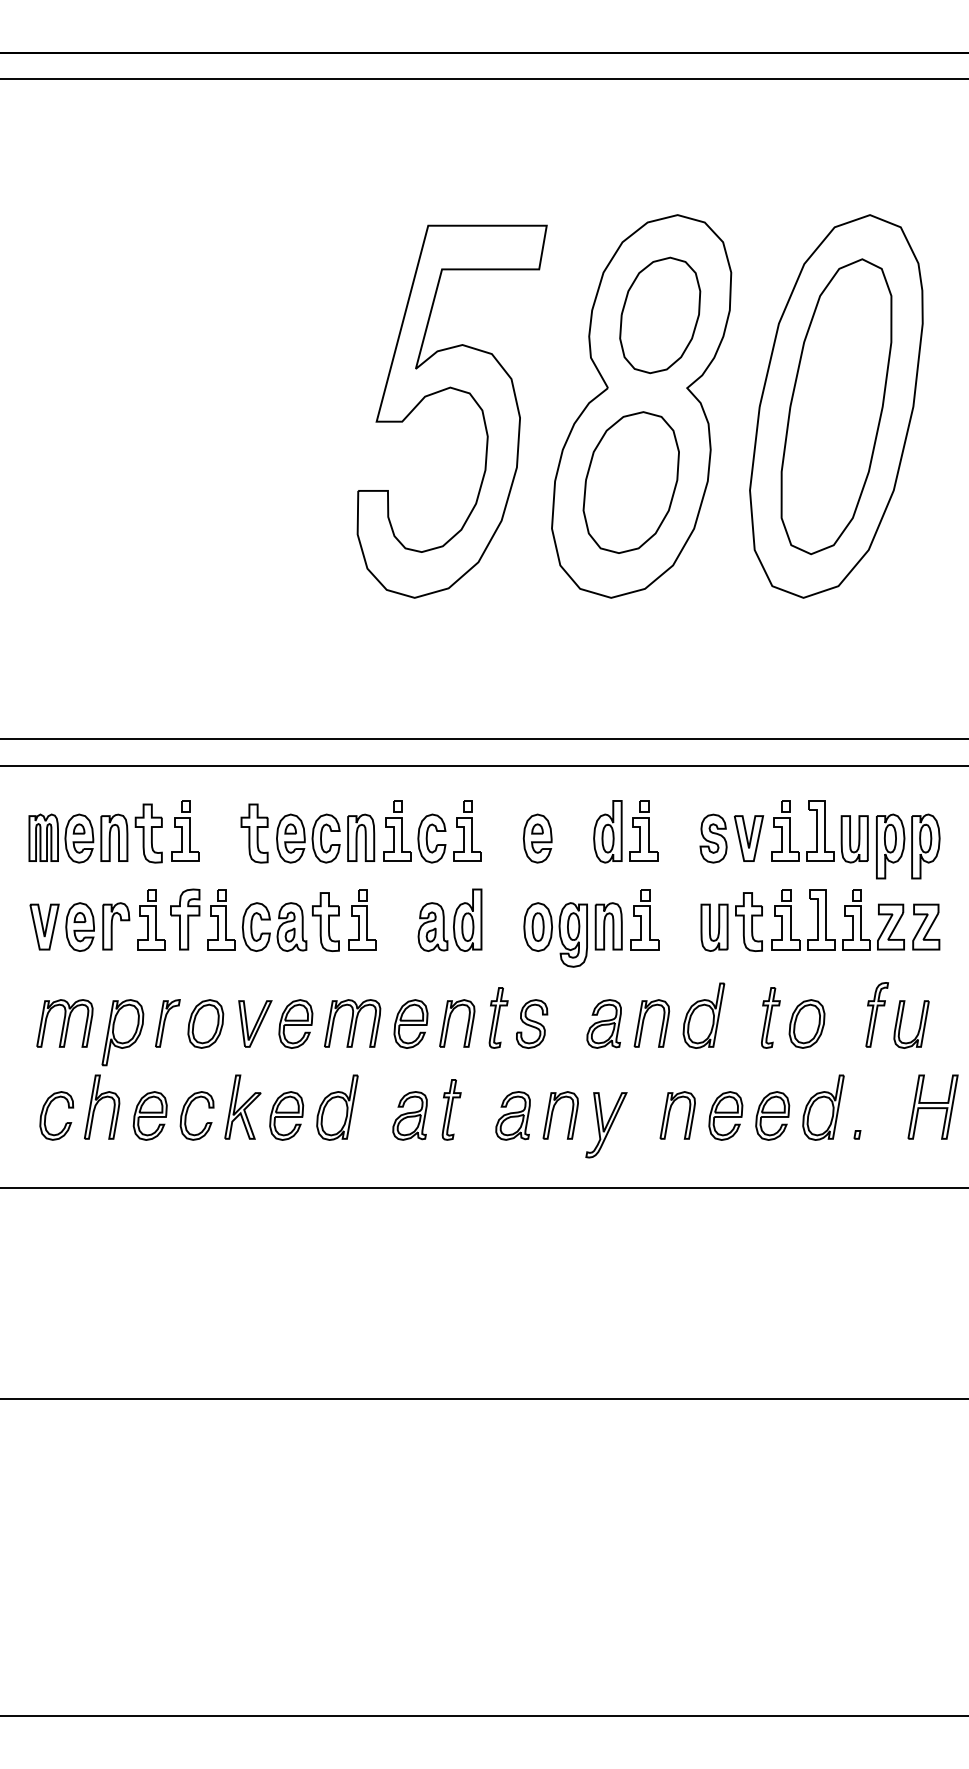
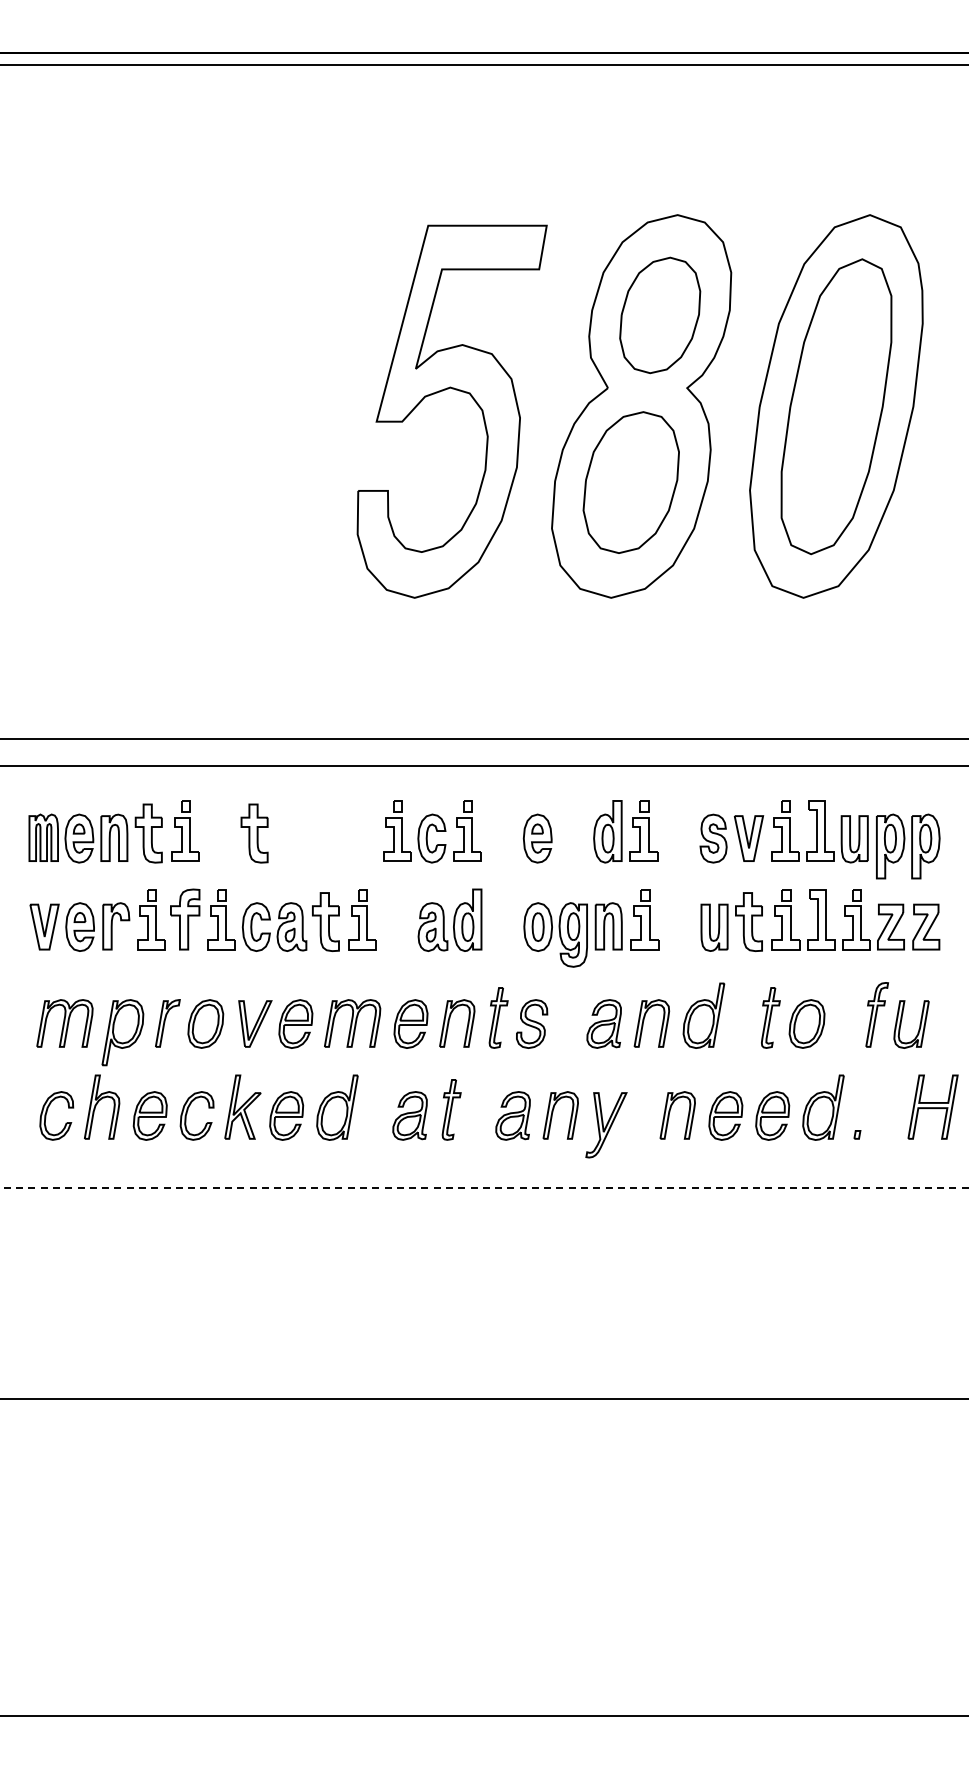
line position: (483, 79) -> (483, 65) (483, 65)
part: present -> none (325, 838)
line: solid -> dashed (484, 1188)
